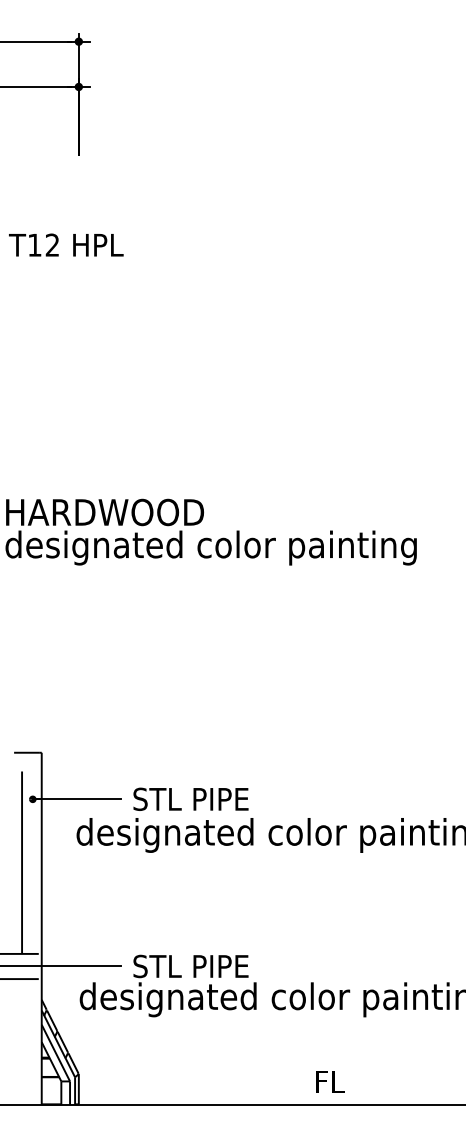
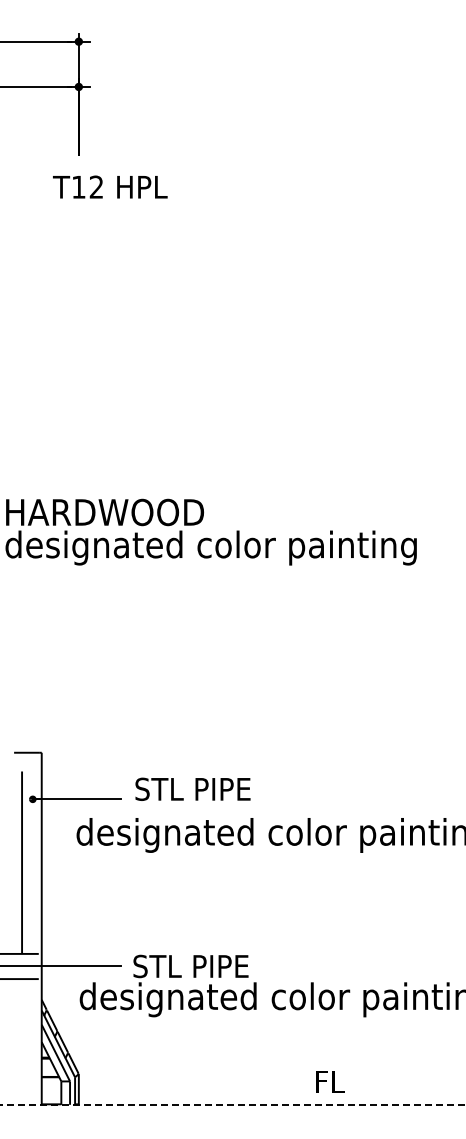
text position: (66, 244) -> (110, 186) (110, 186)
text position: (190, 798) -> (192, 788) (192, 788)
line: solid -> dashed (233, 1104)
